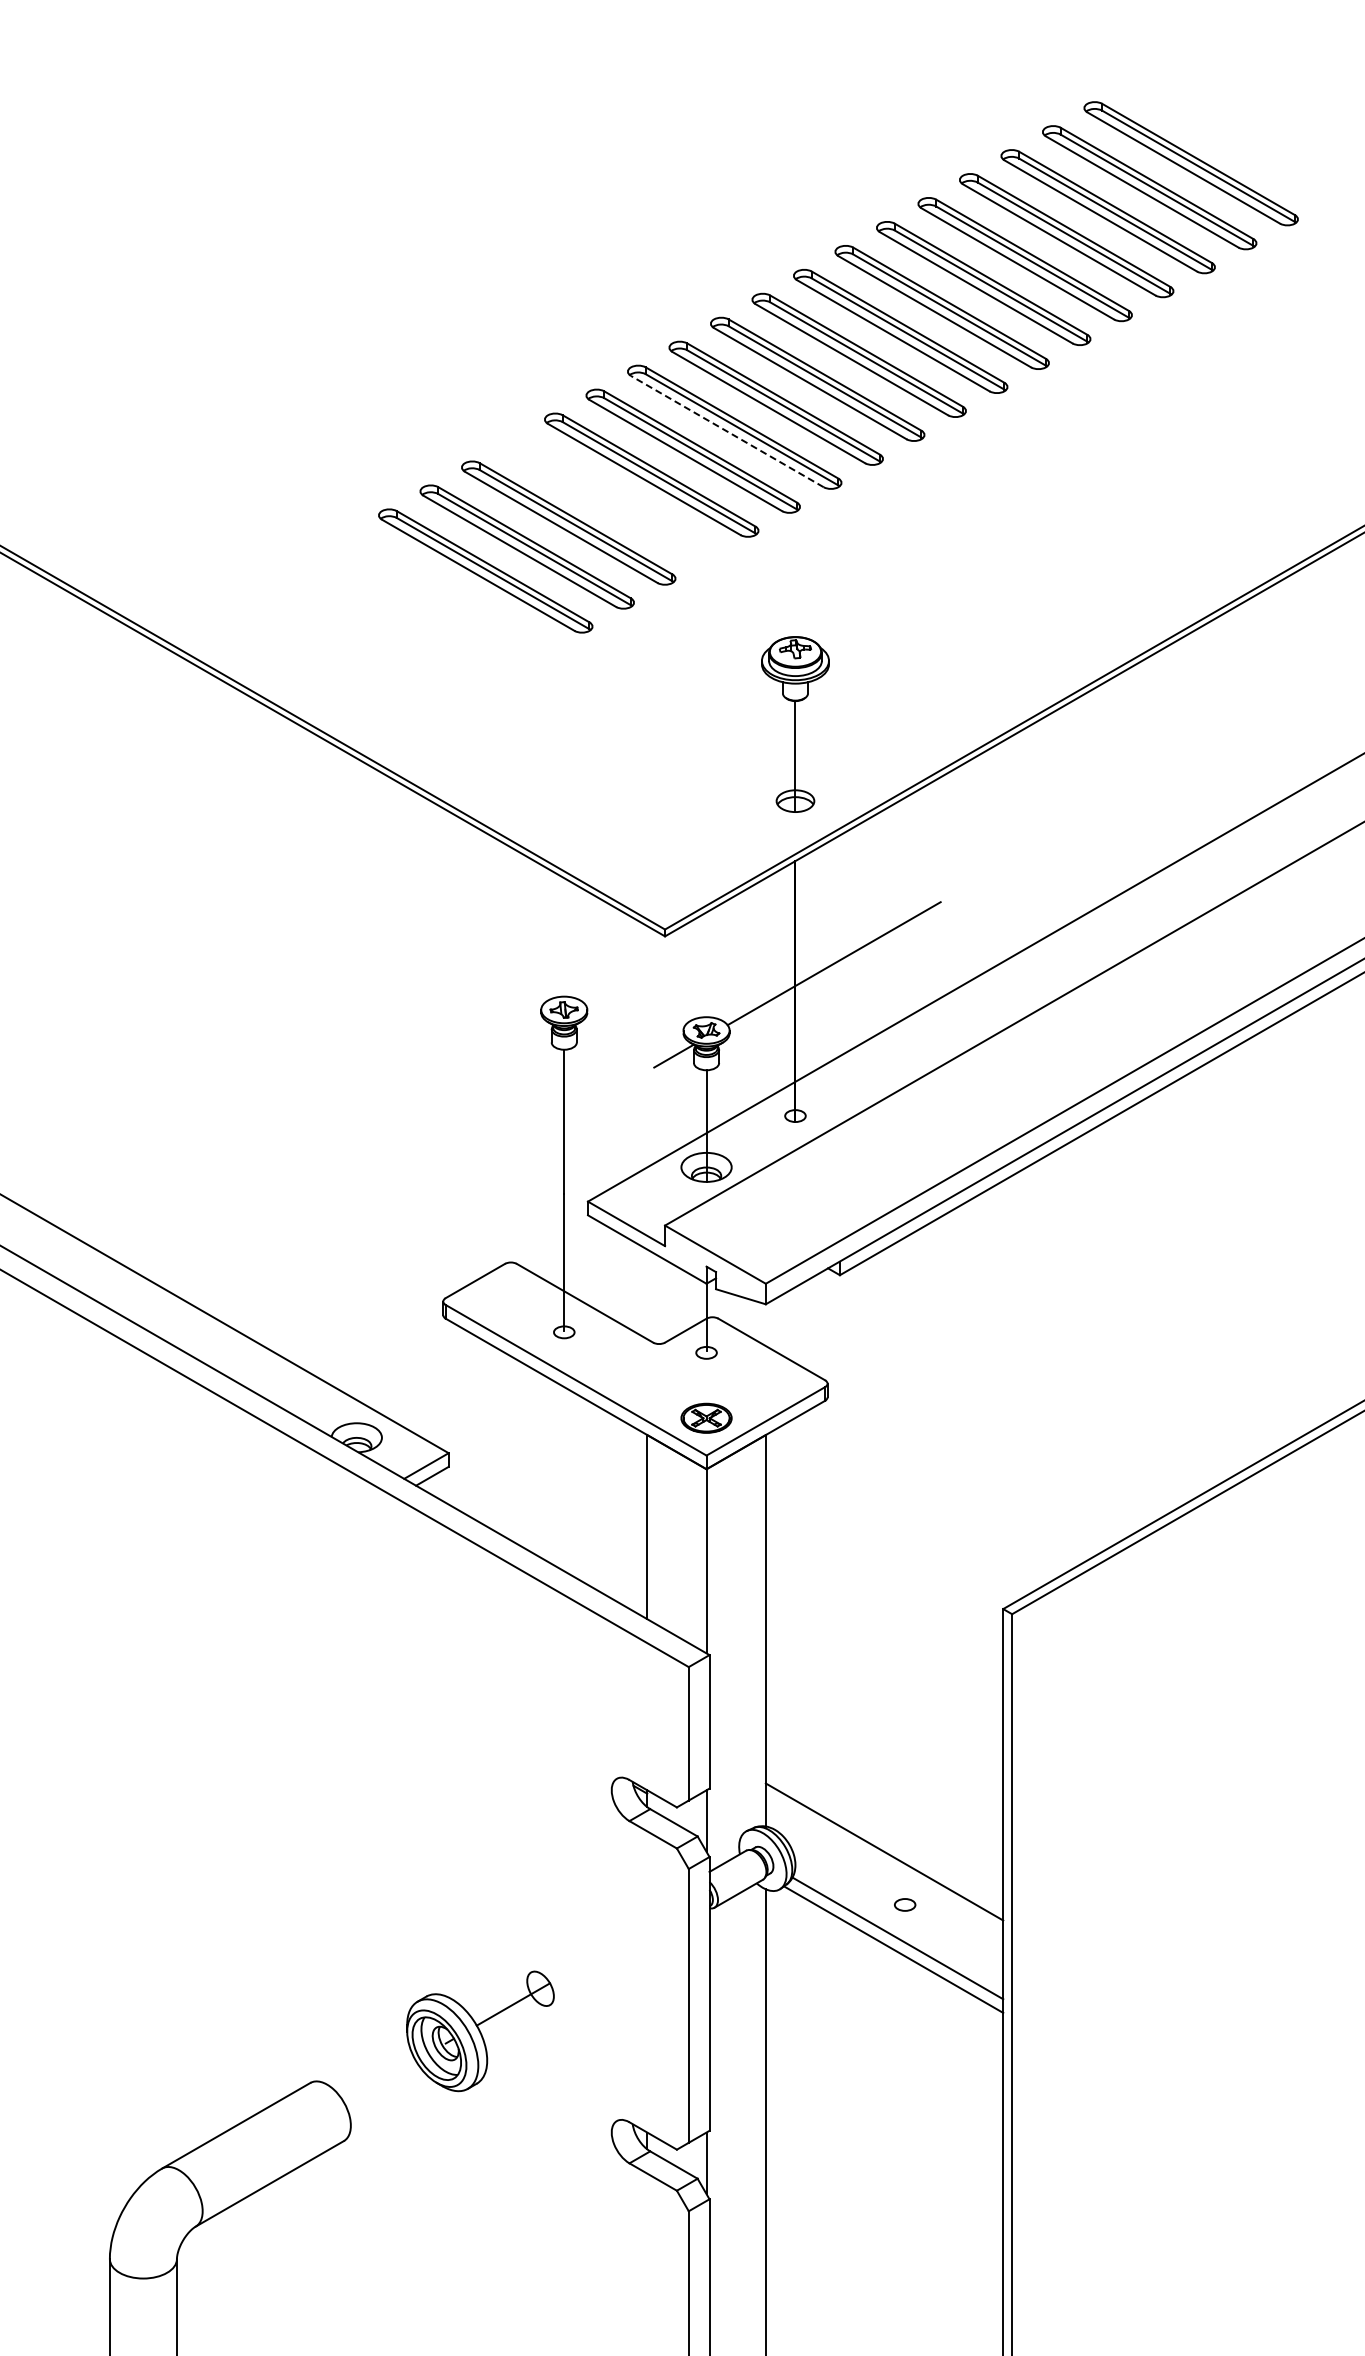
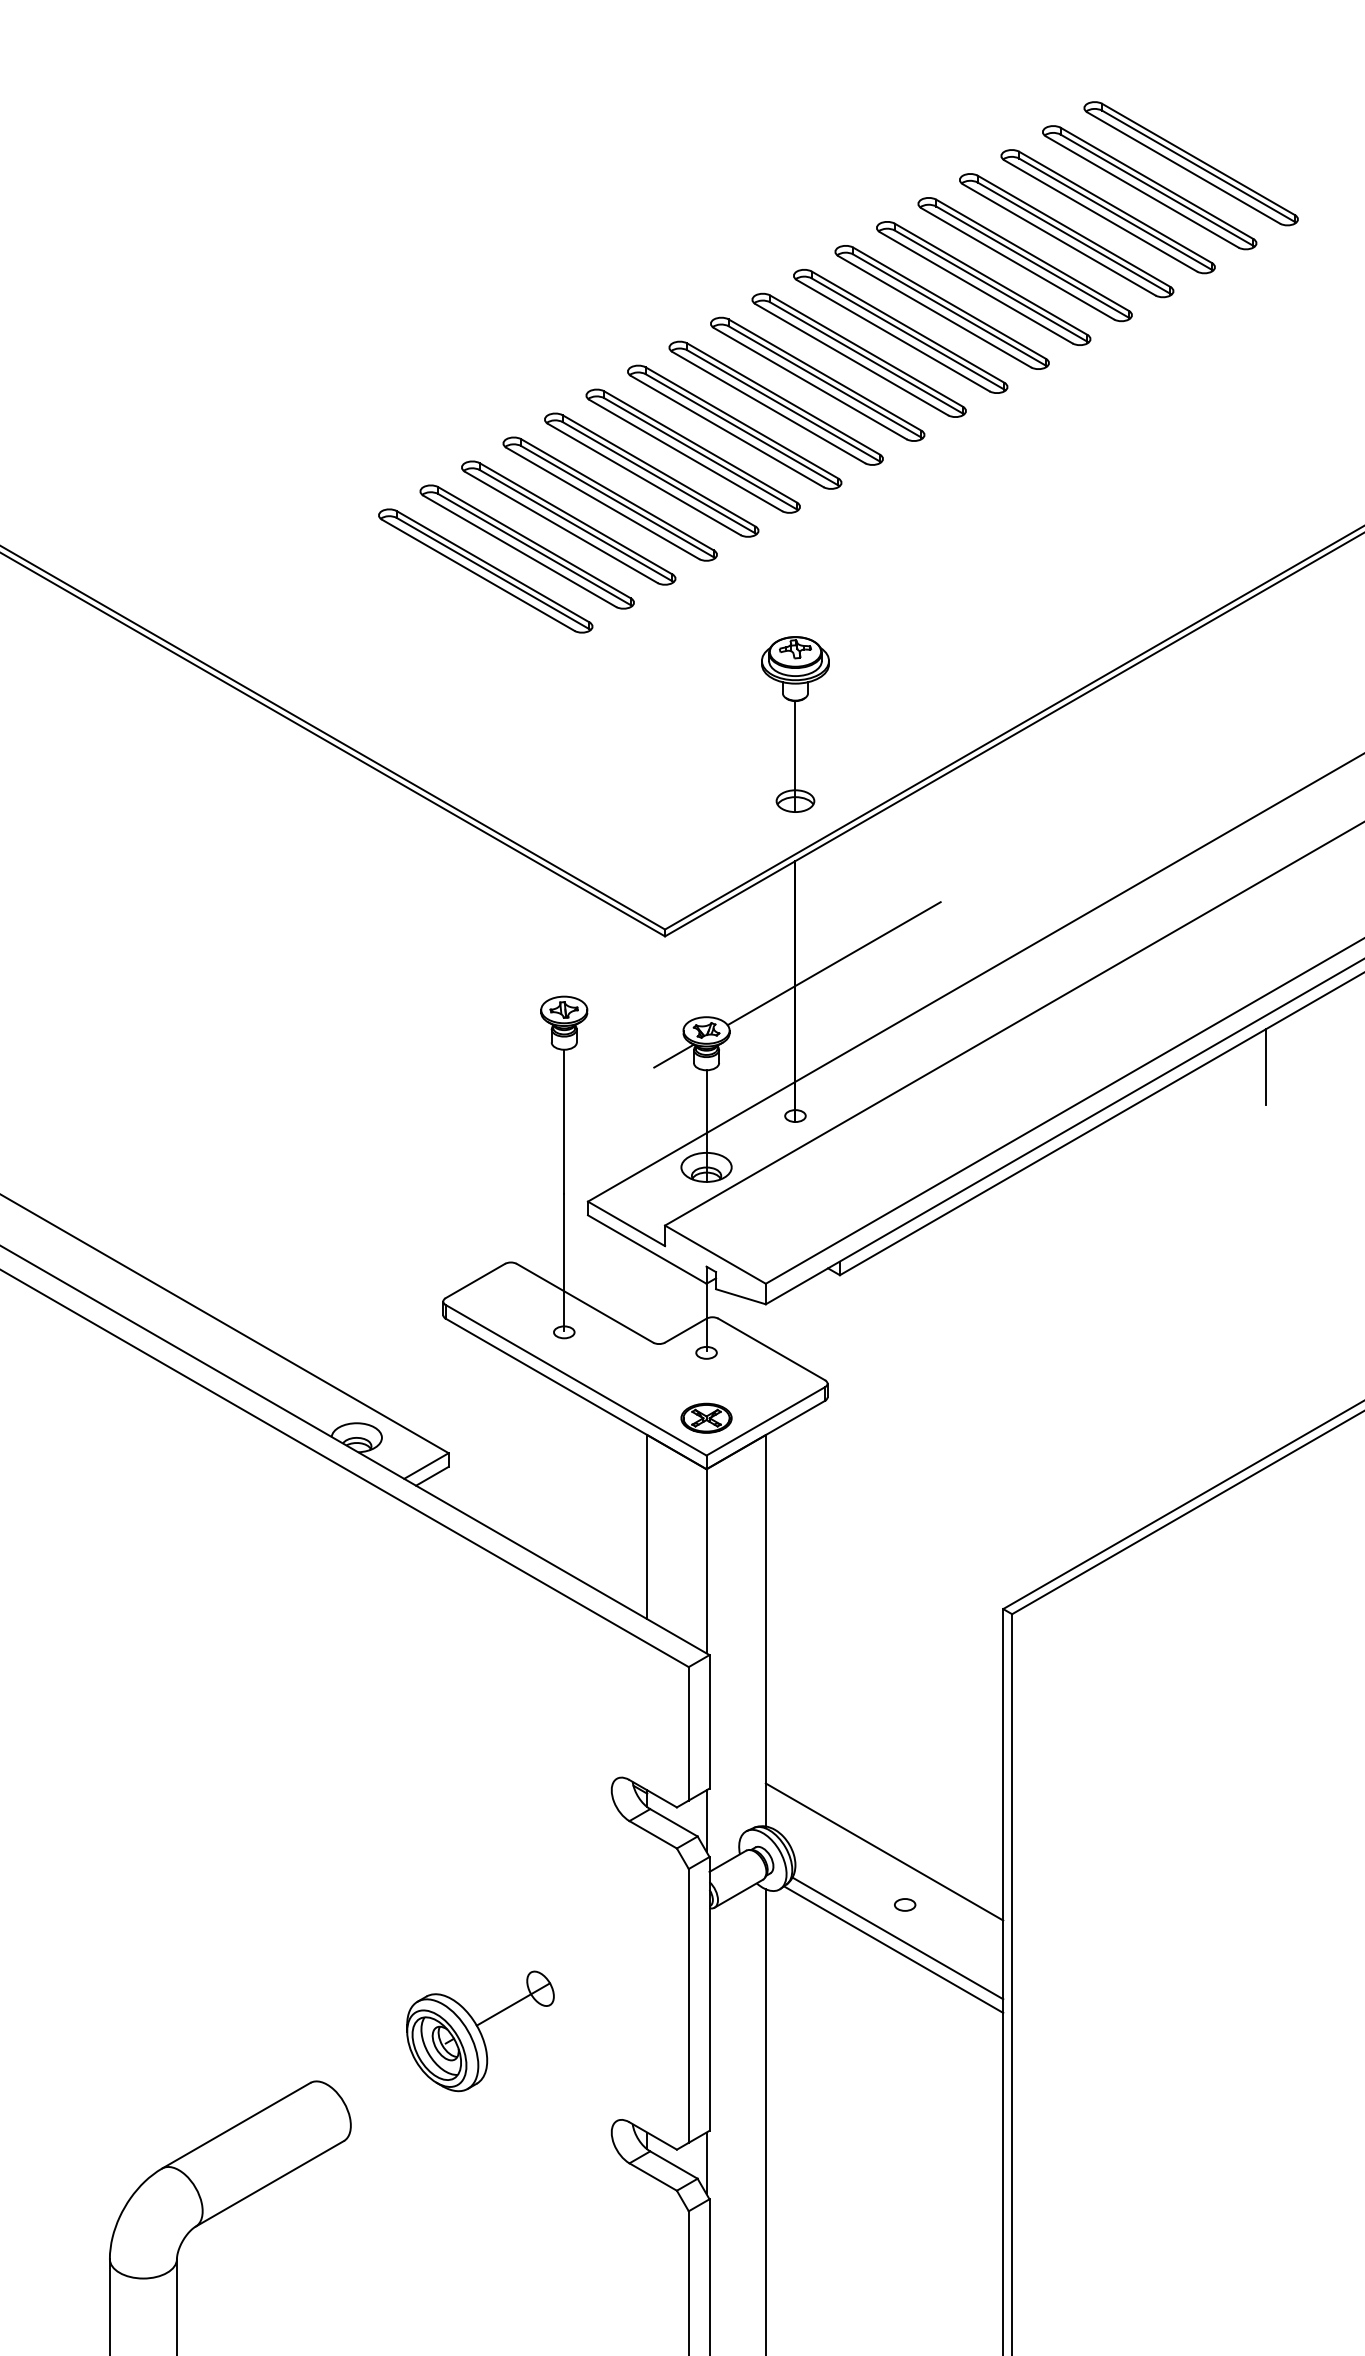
line: dashed -> solid (726, 431)
part: none -> present (609, 498)
line: none -> present (1266, 1066)
